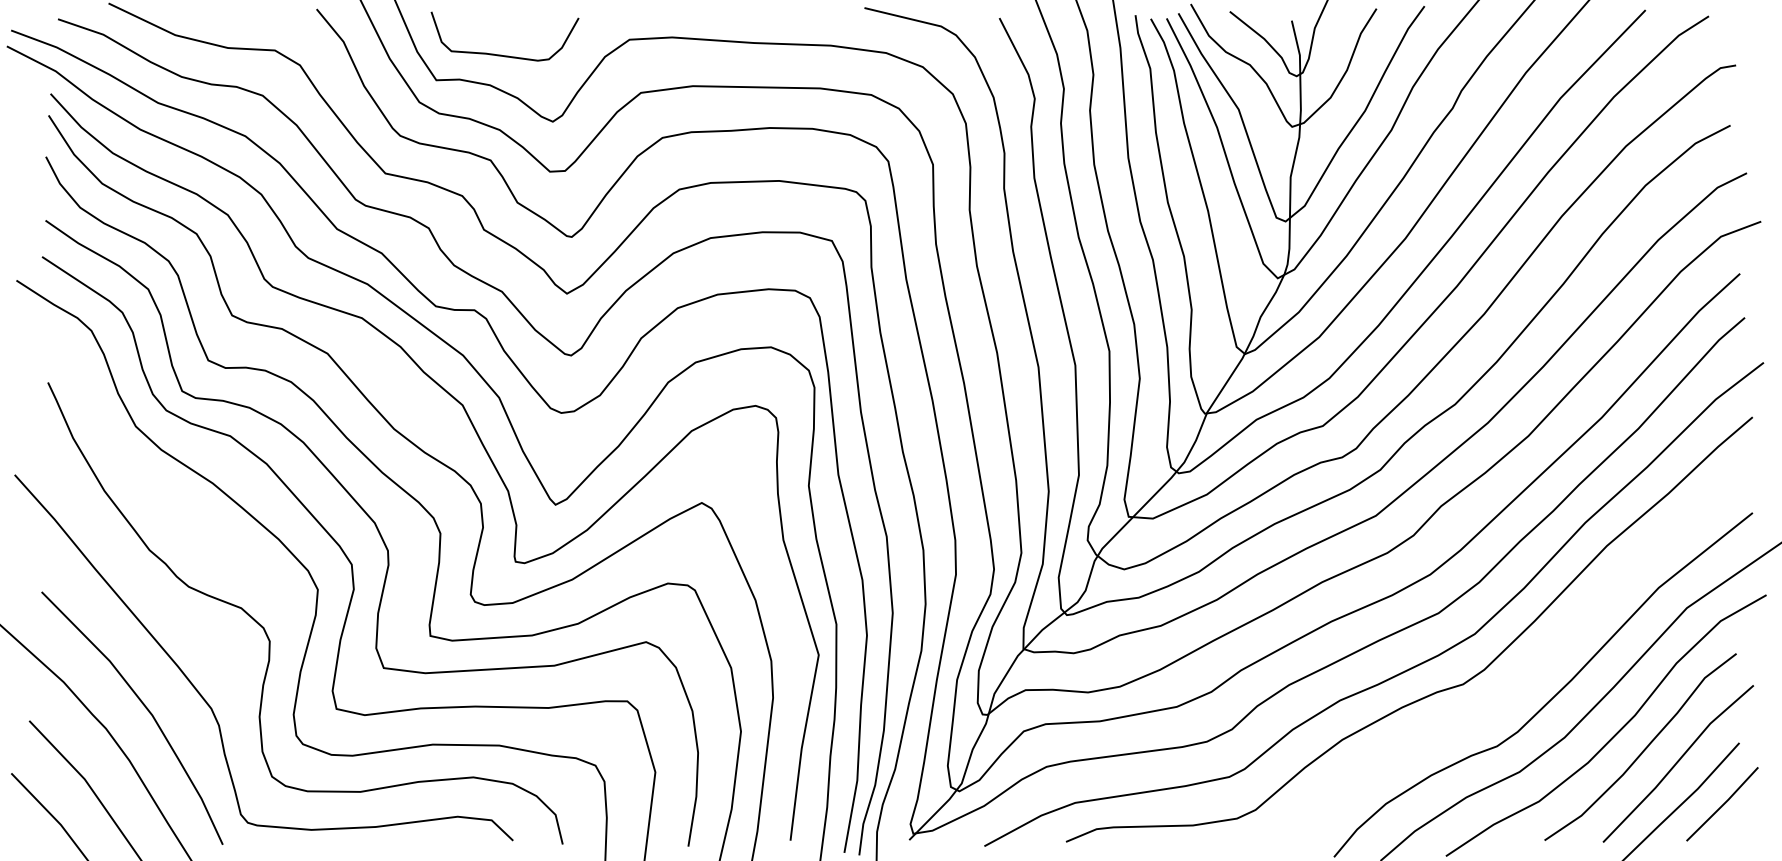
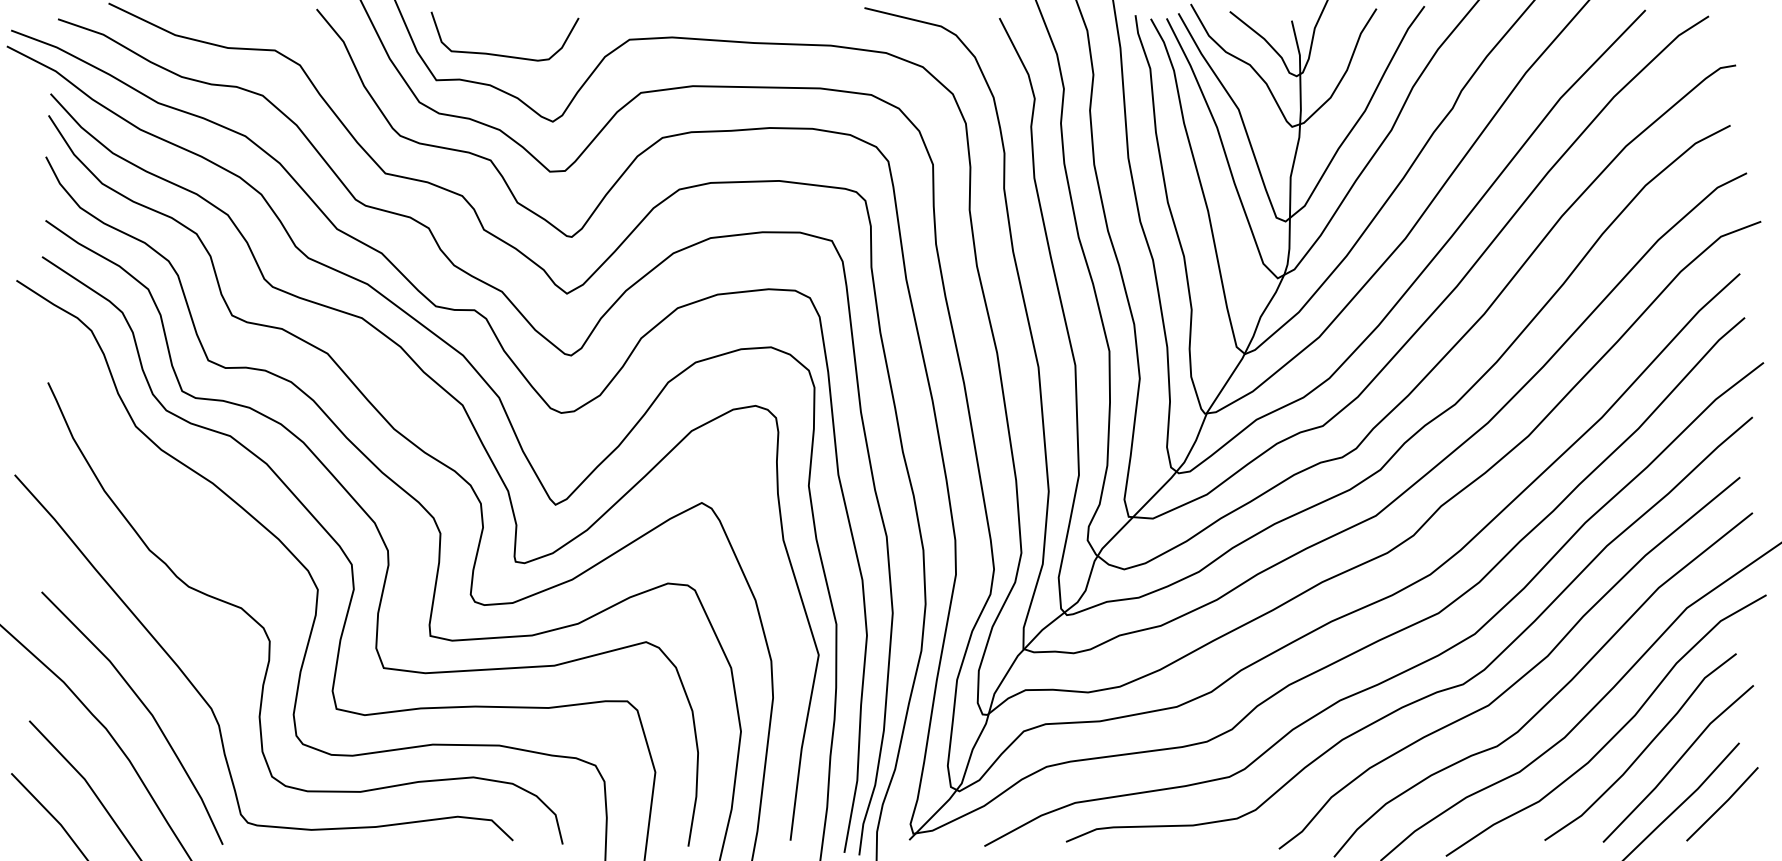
curve: none -> present (1522, 675)
